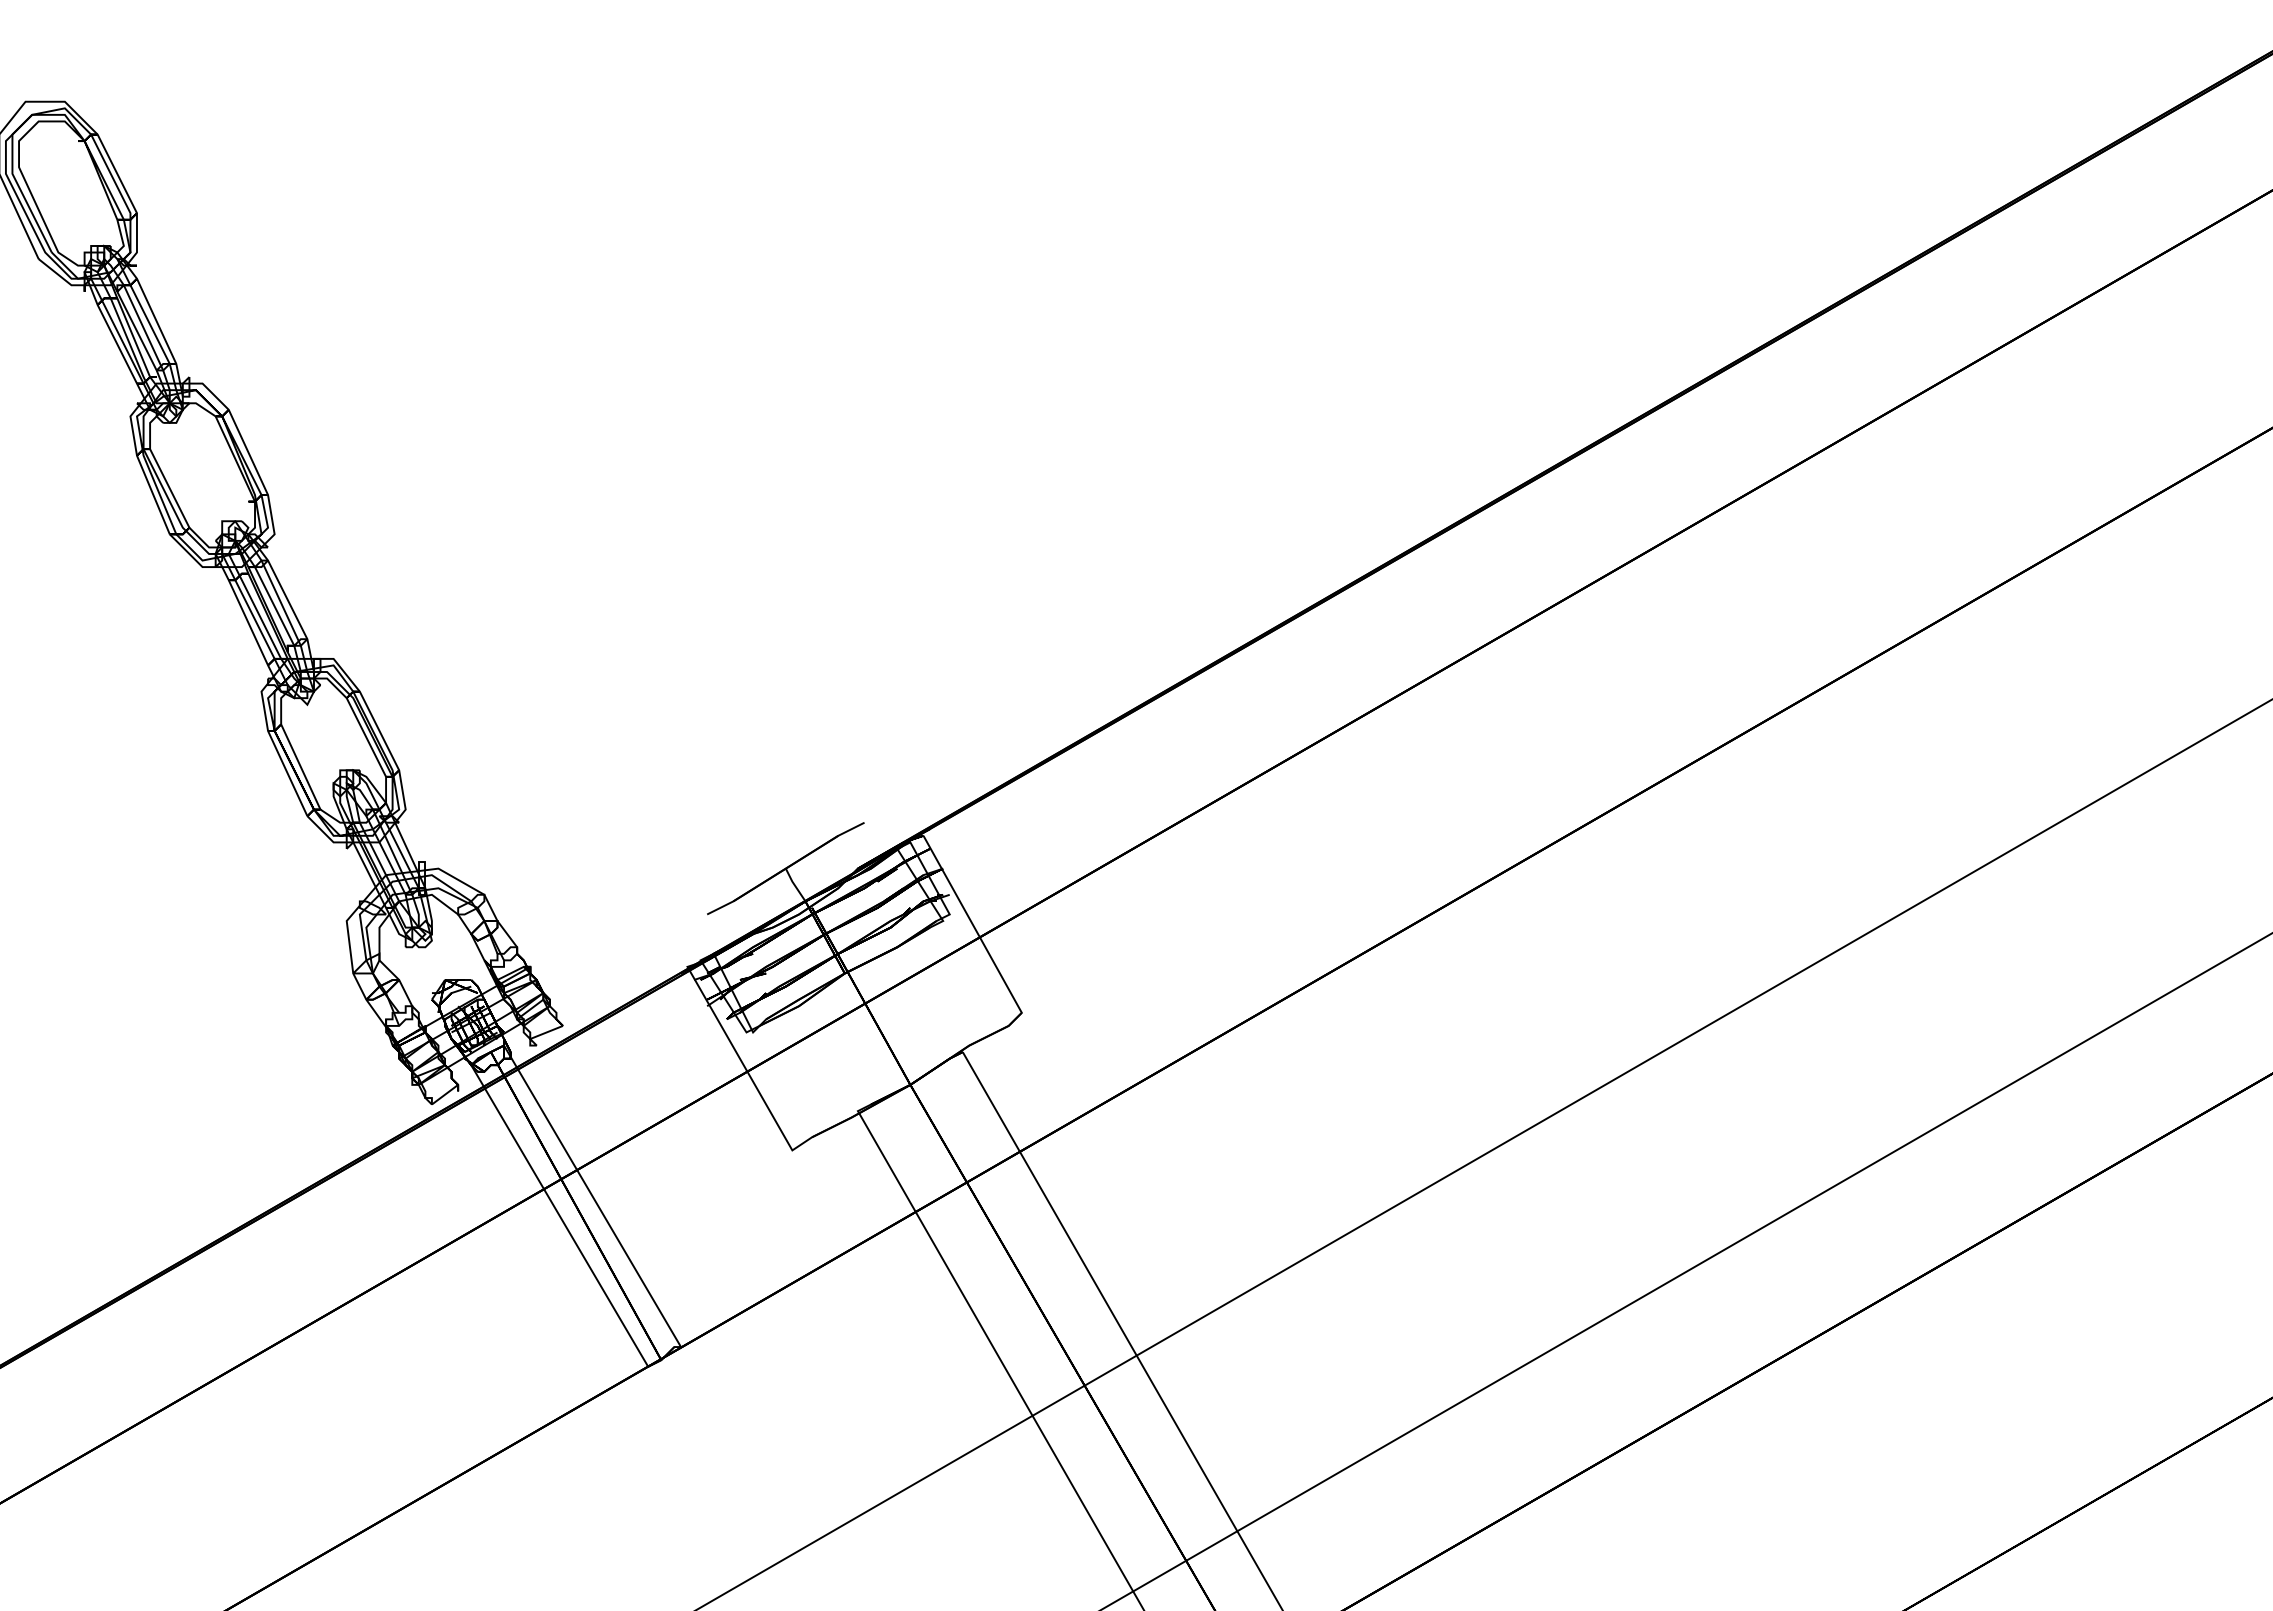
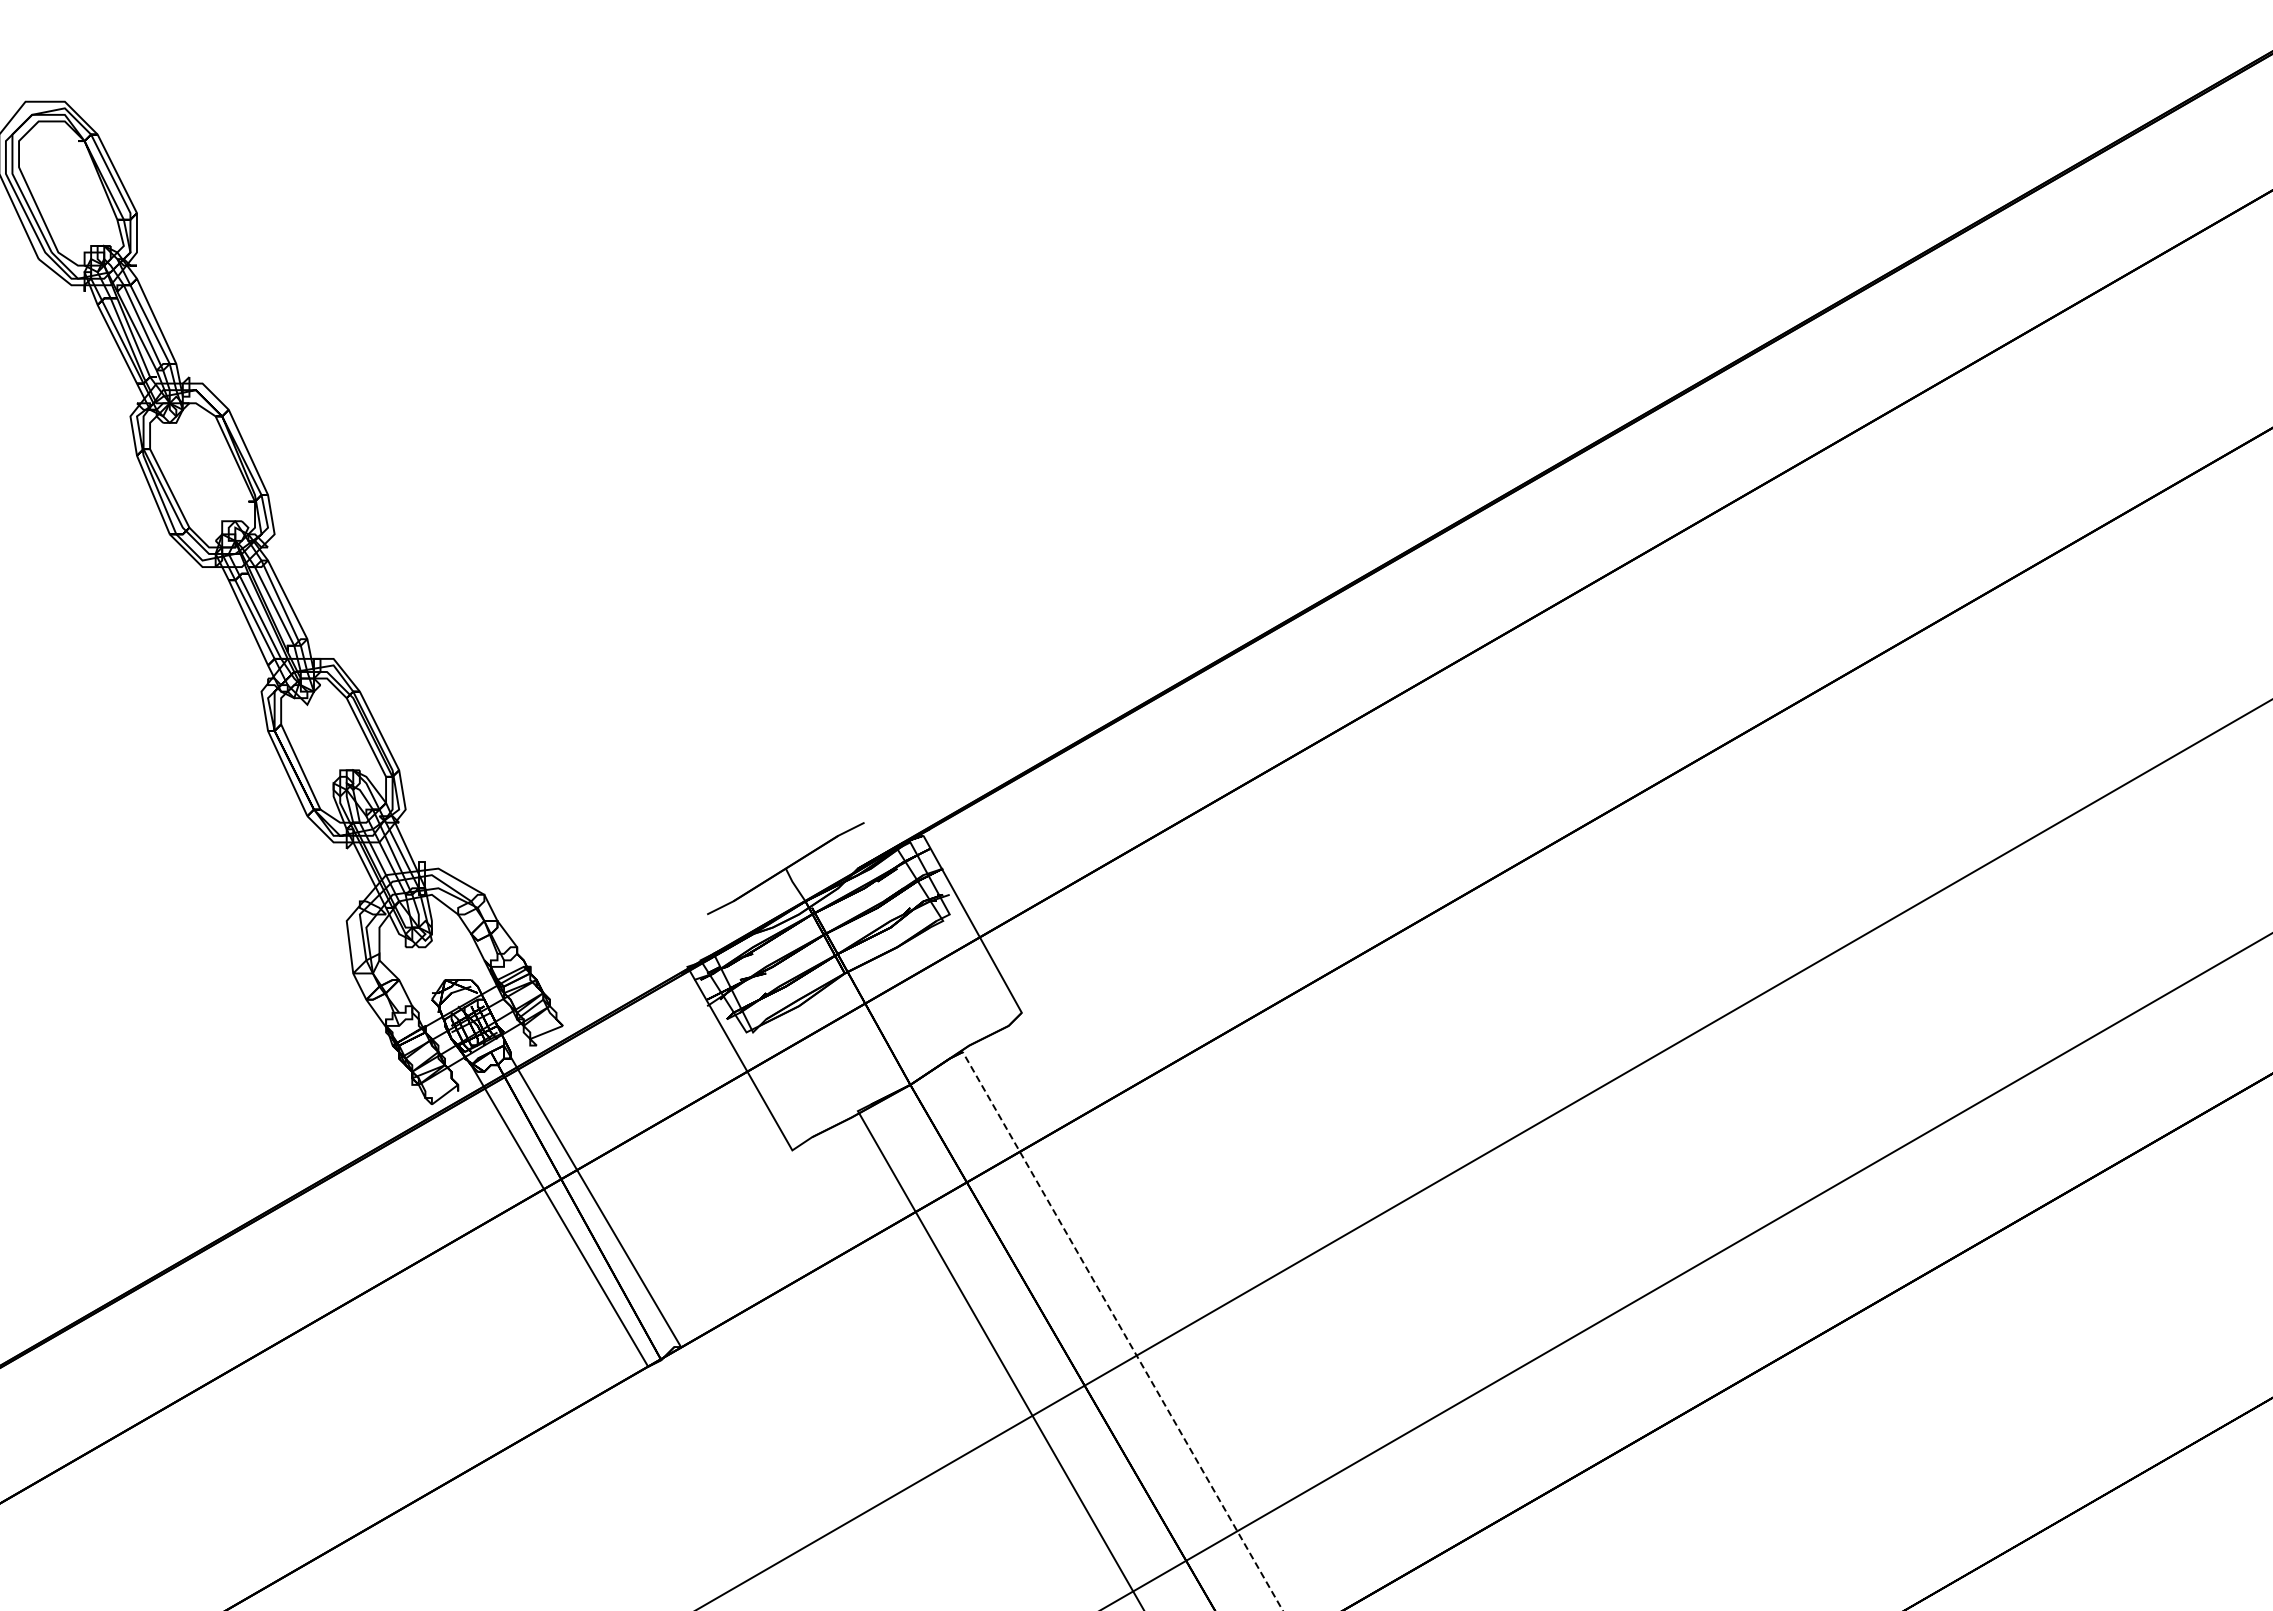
line: solid -> dashed (1122, 1331)
